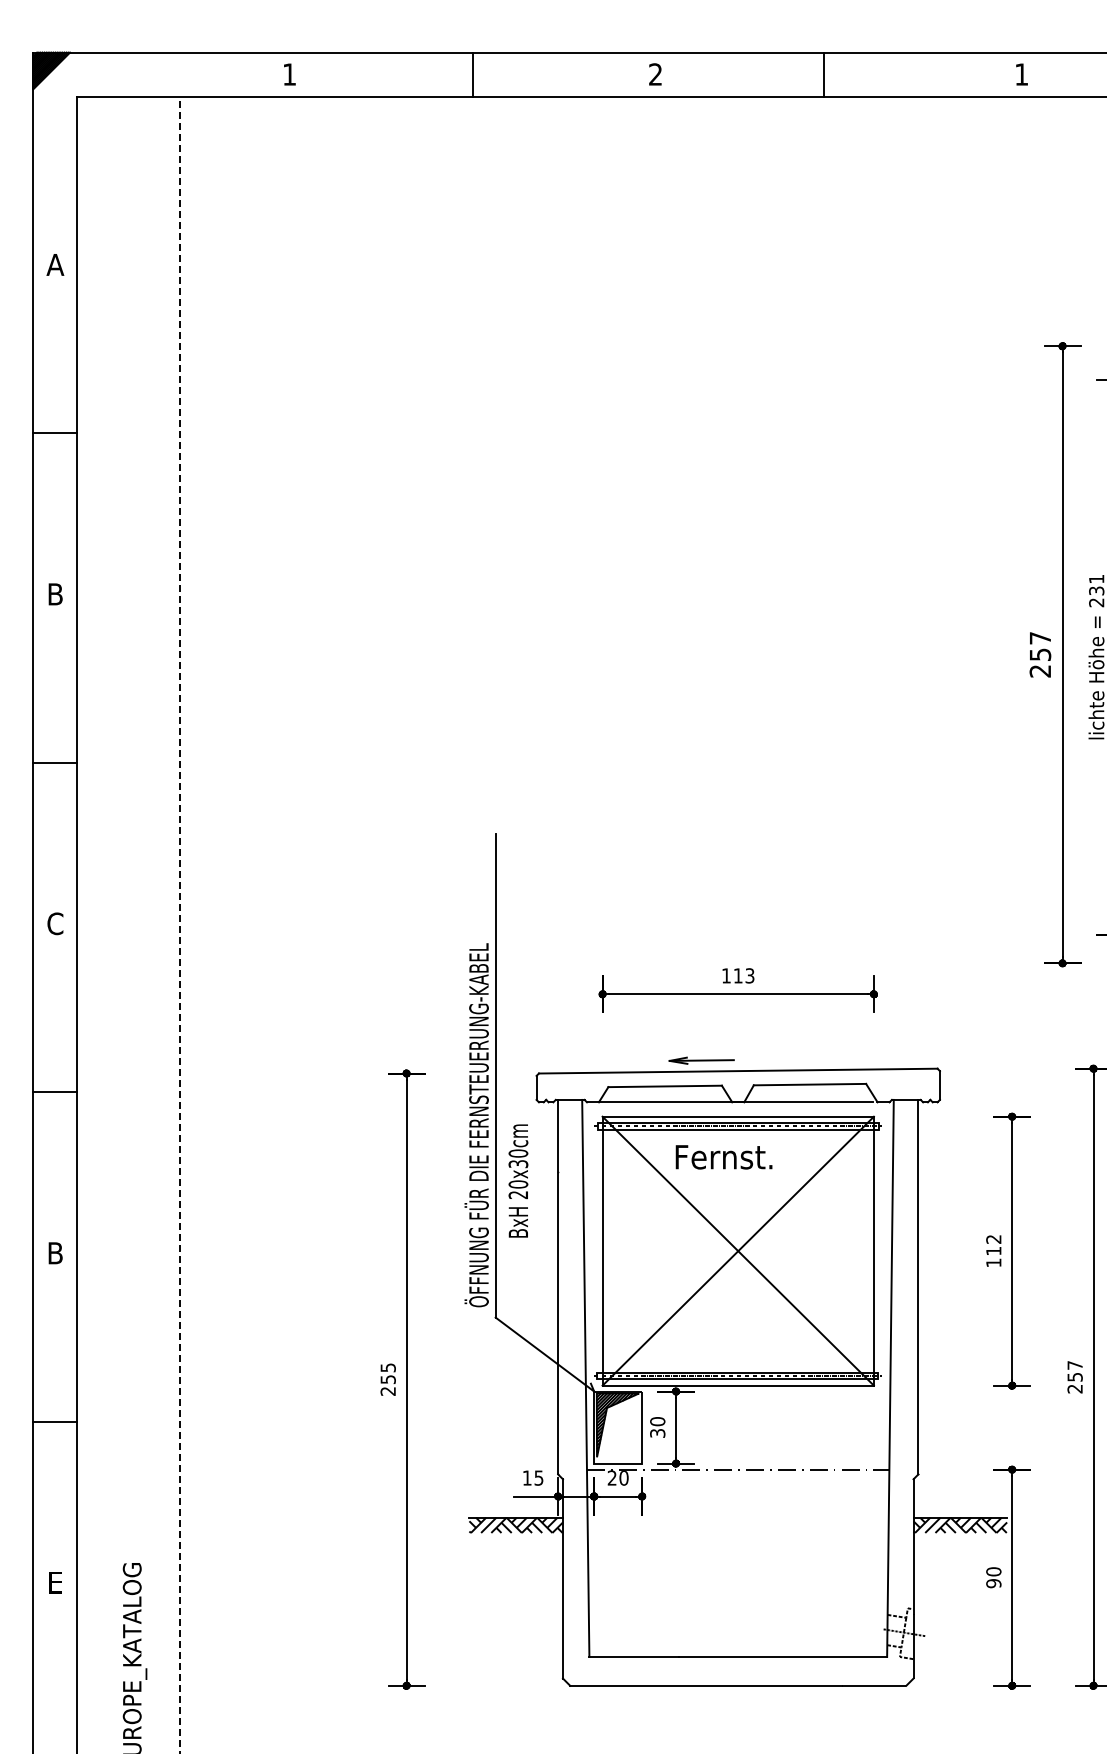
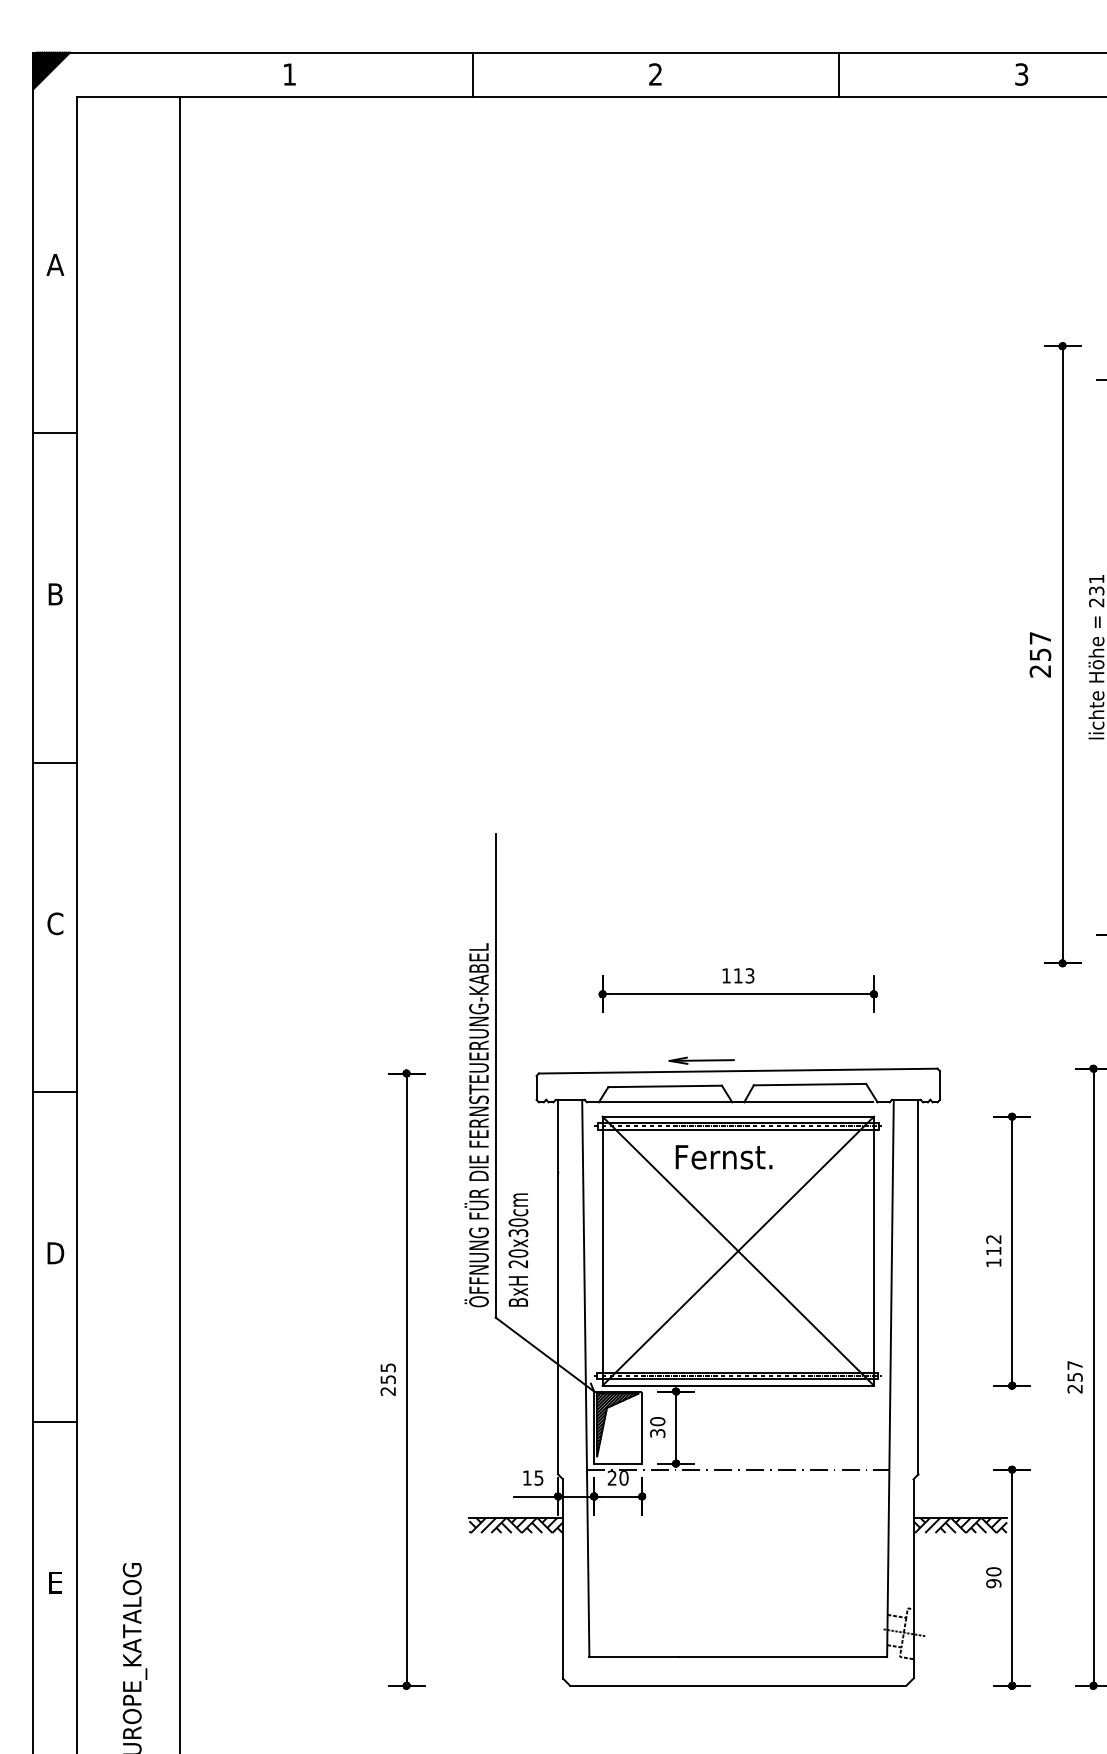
line position: (823, 74) -> (838, 74) (838, 74)
text: 1 -> 3 (1021, 74)
line: dashed -> solid (179, 924)
text position: (518, 1180) -> (518, 1249) (518, 1249)
text: B -> D (55, 1253)
